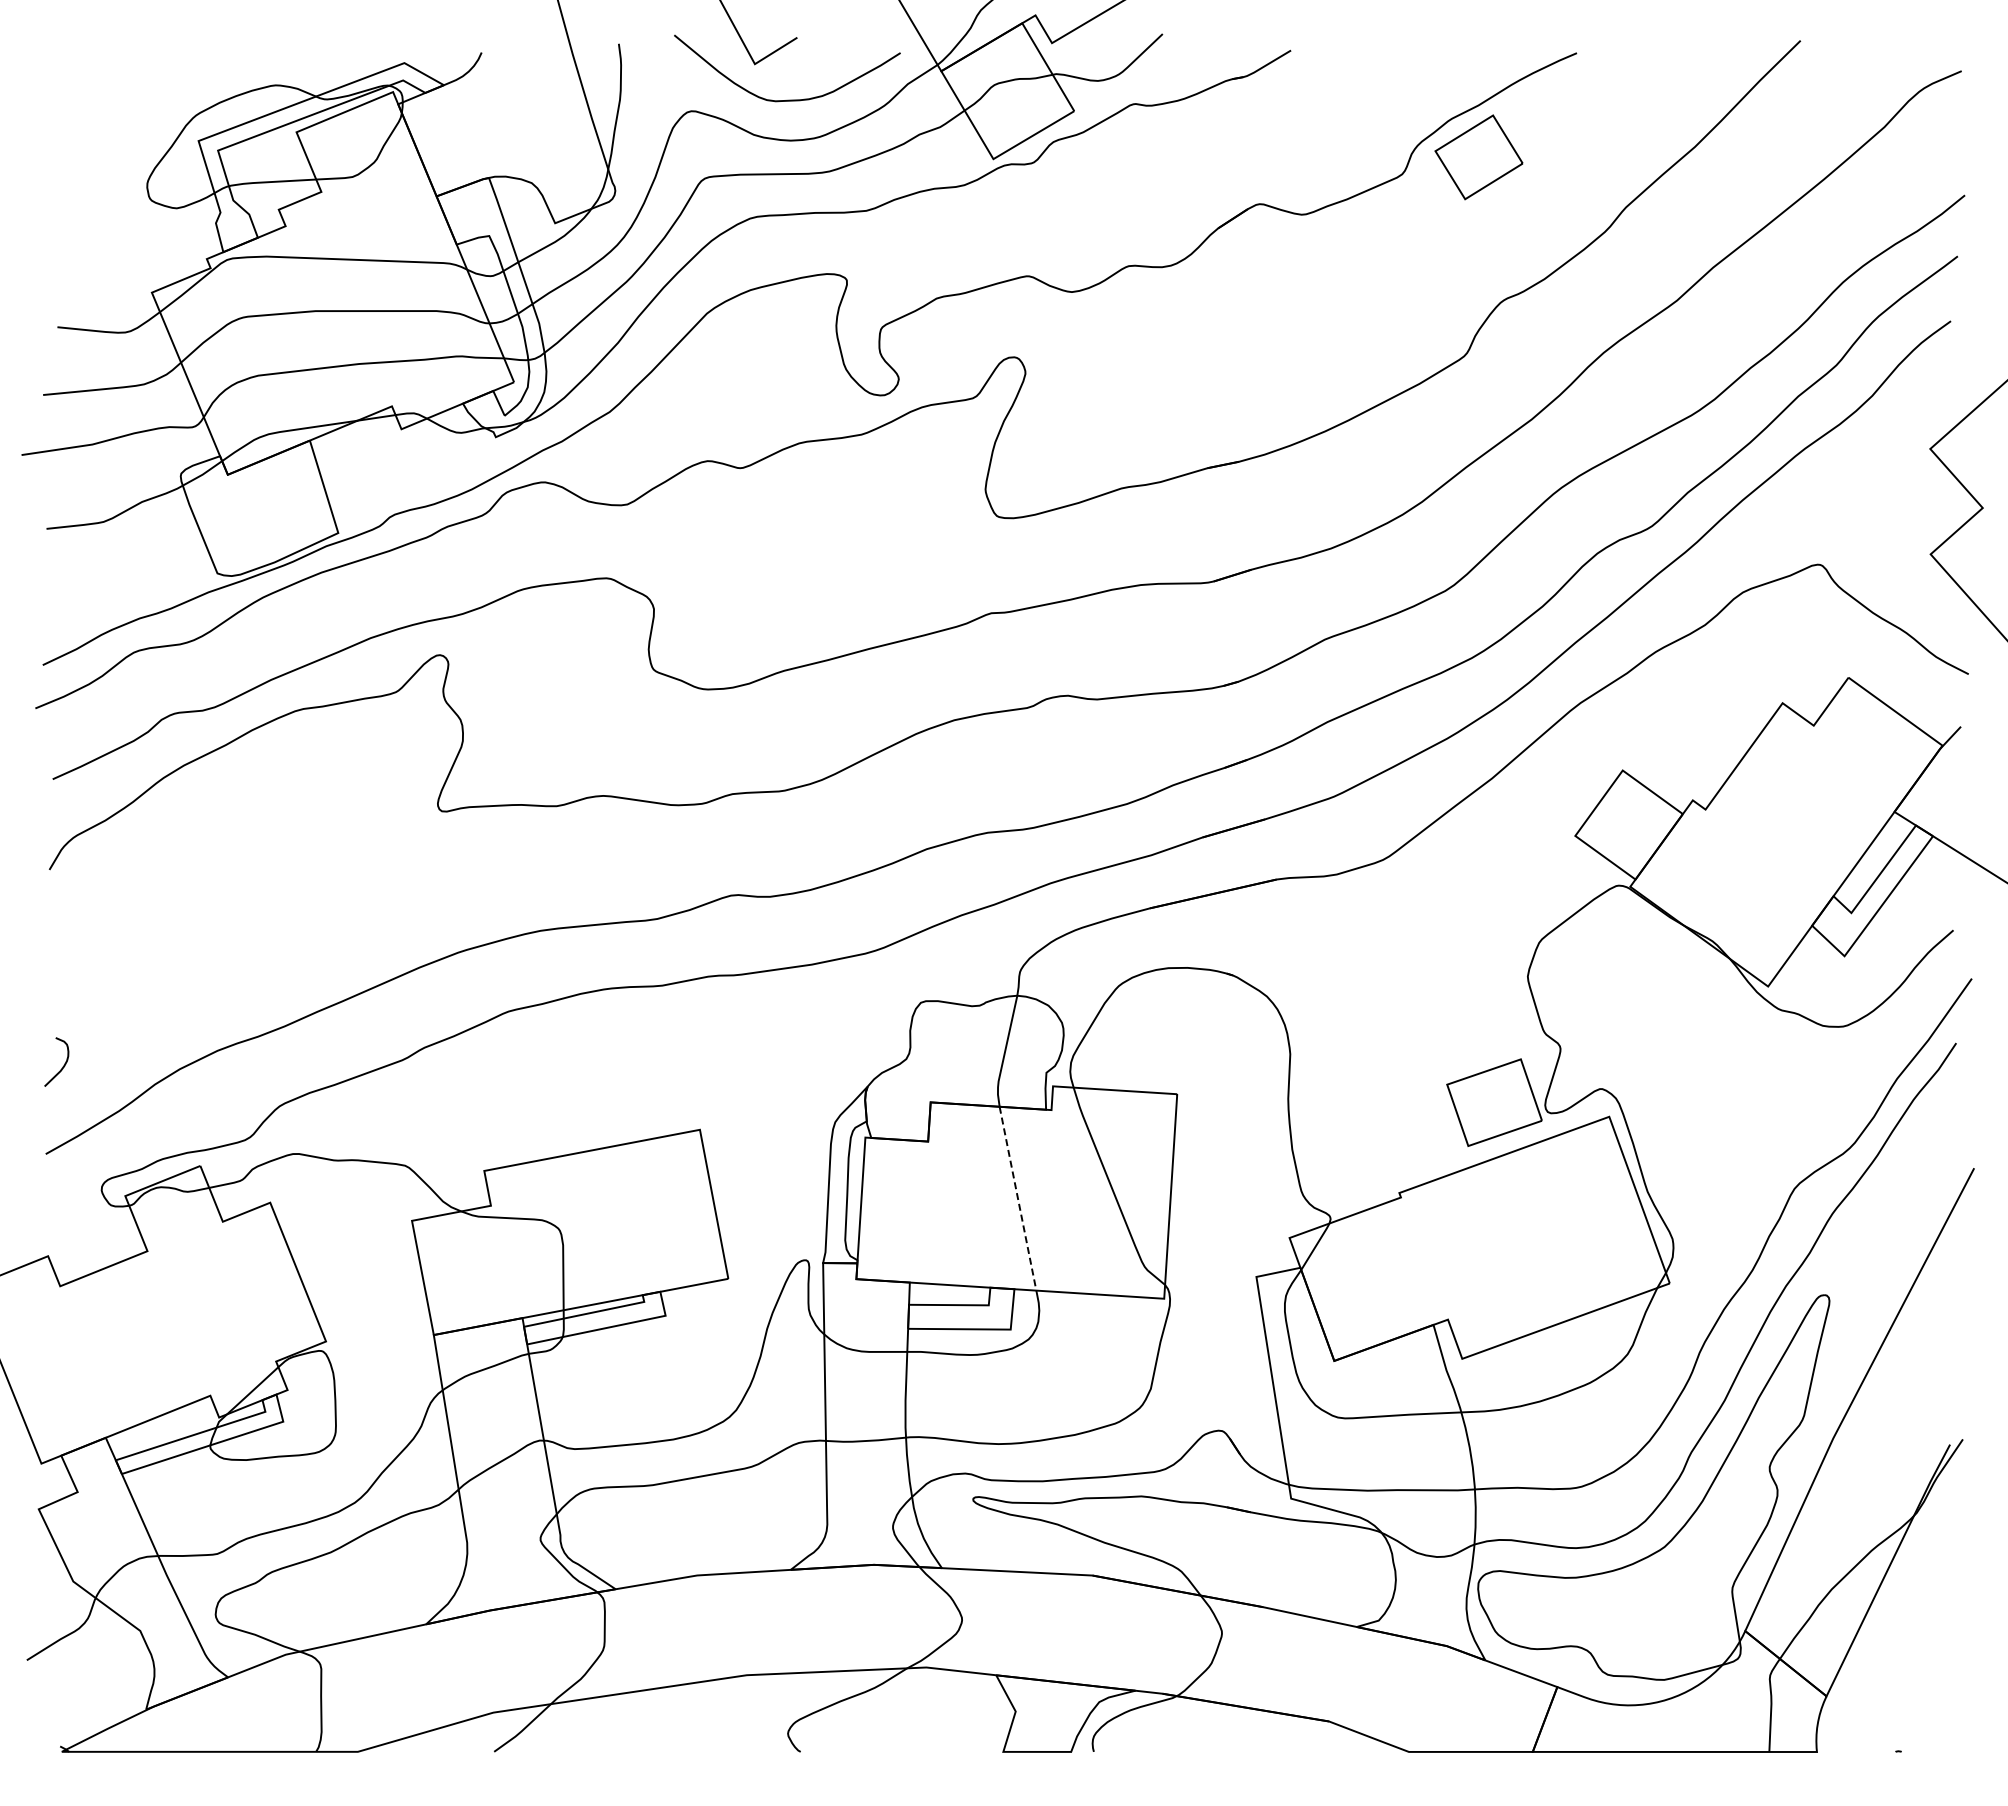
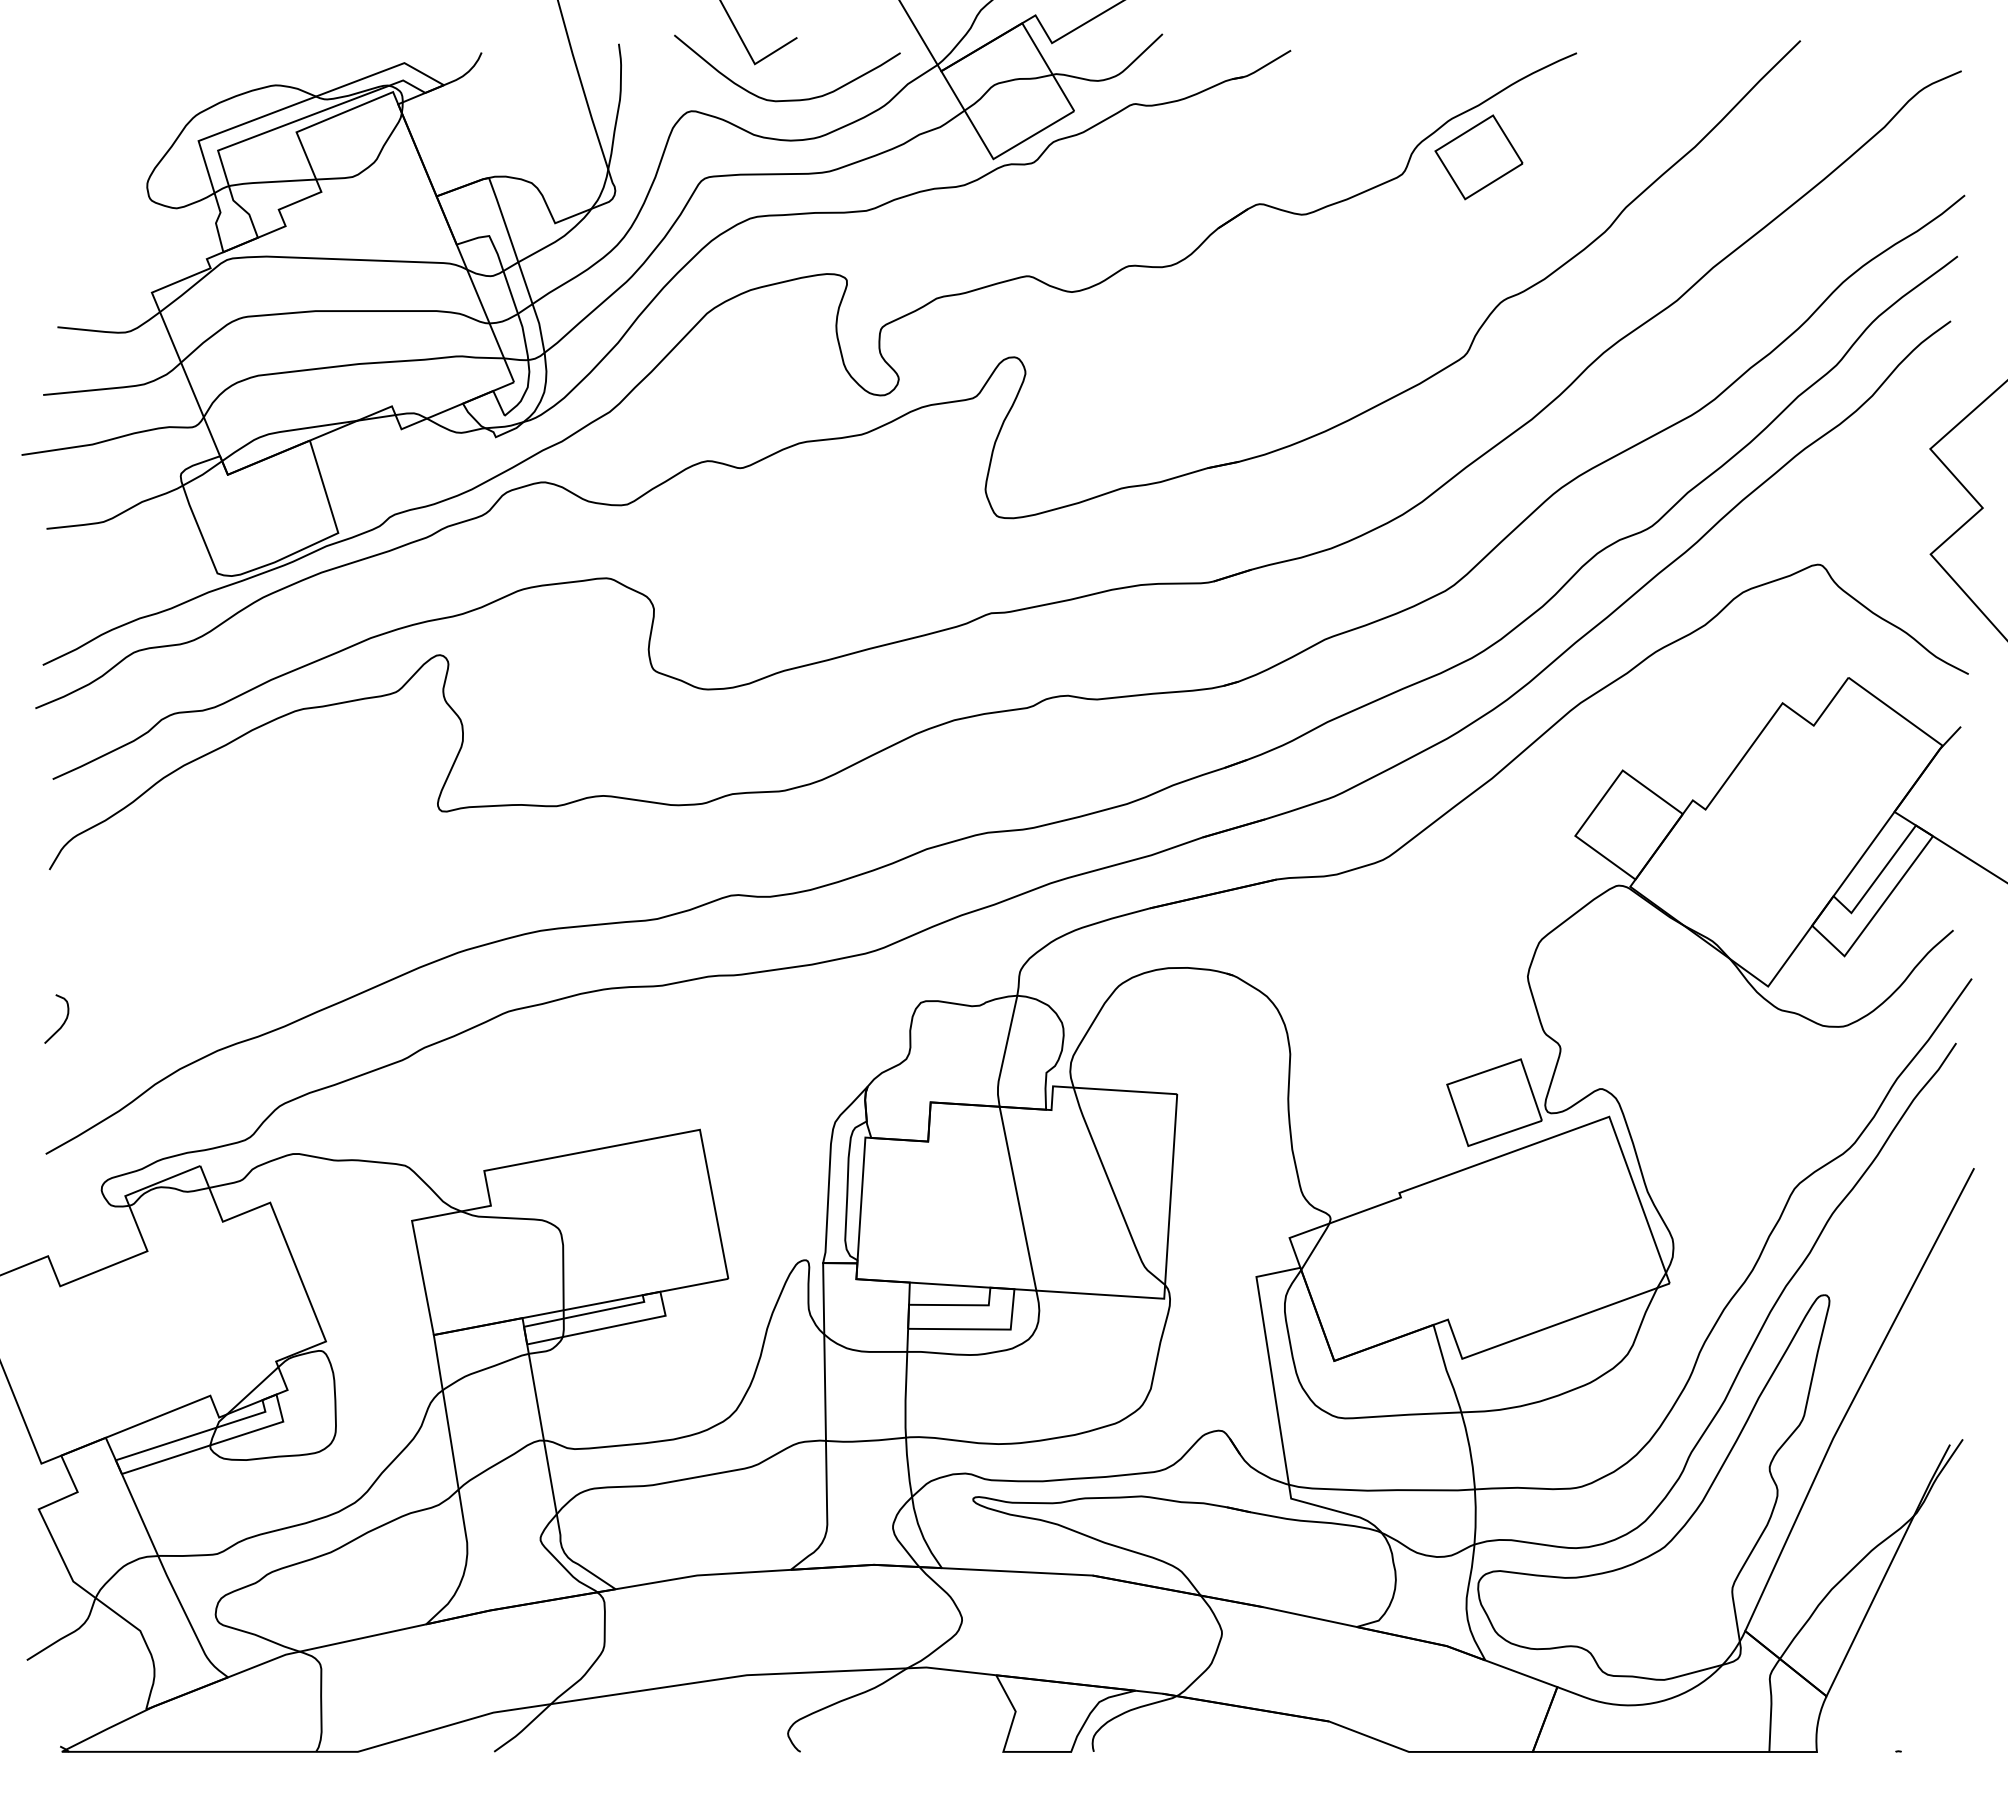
curve position: (62, 1066) -> (62, 1023) (62, 1023)
line: dashed -> solid (1018, 1198)
